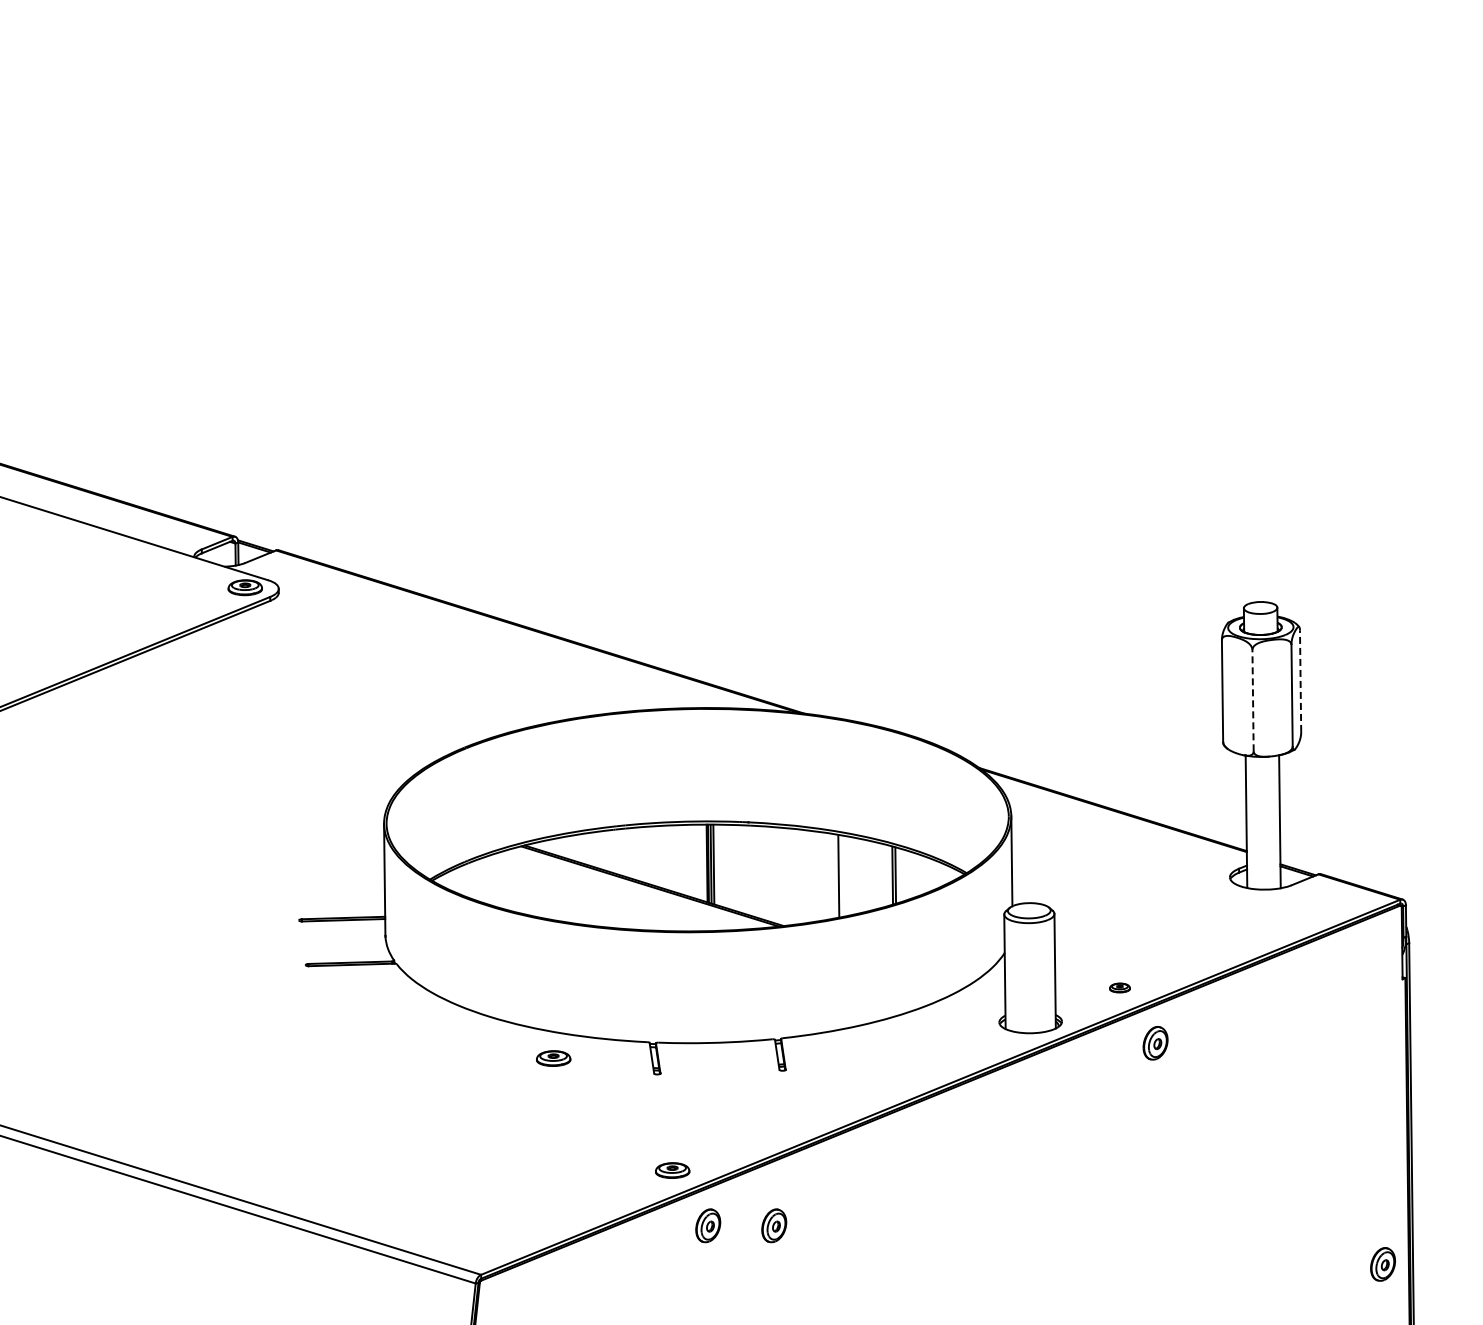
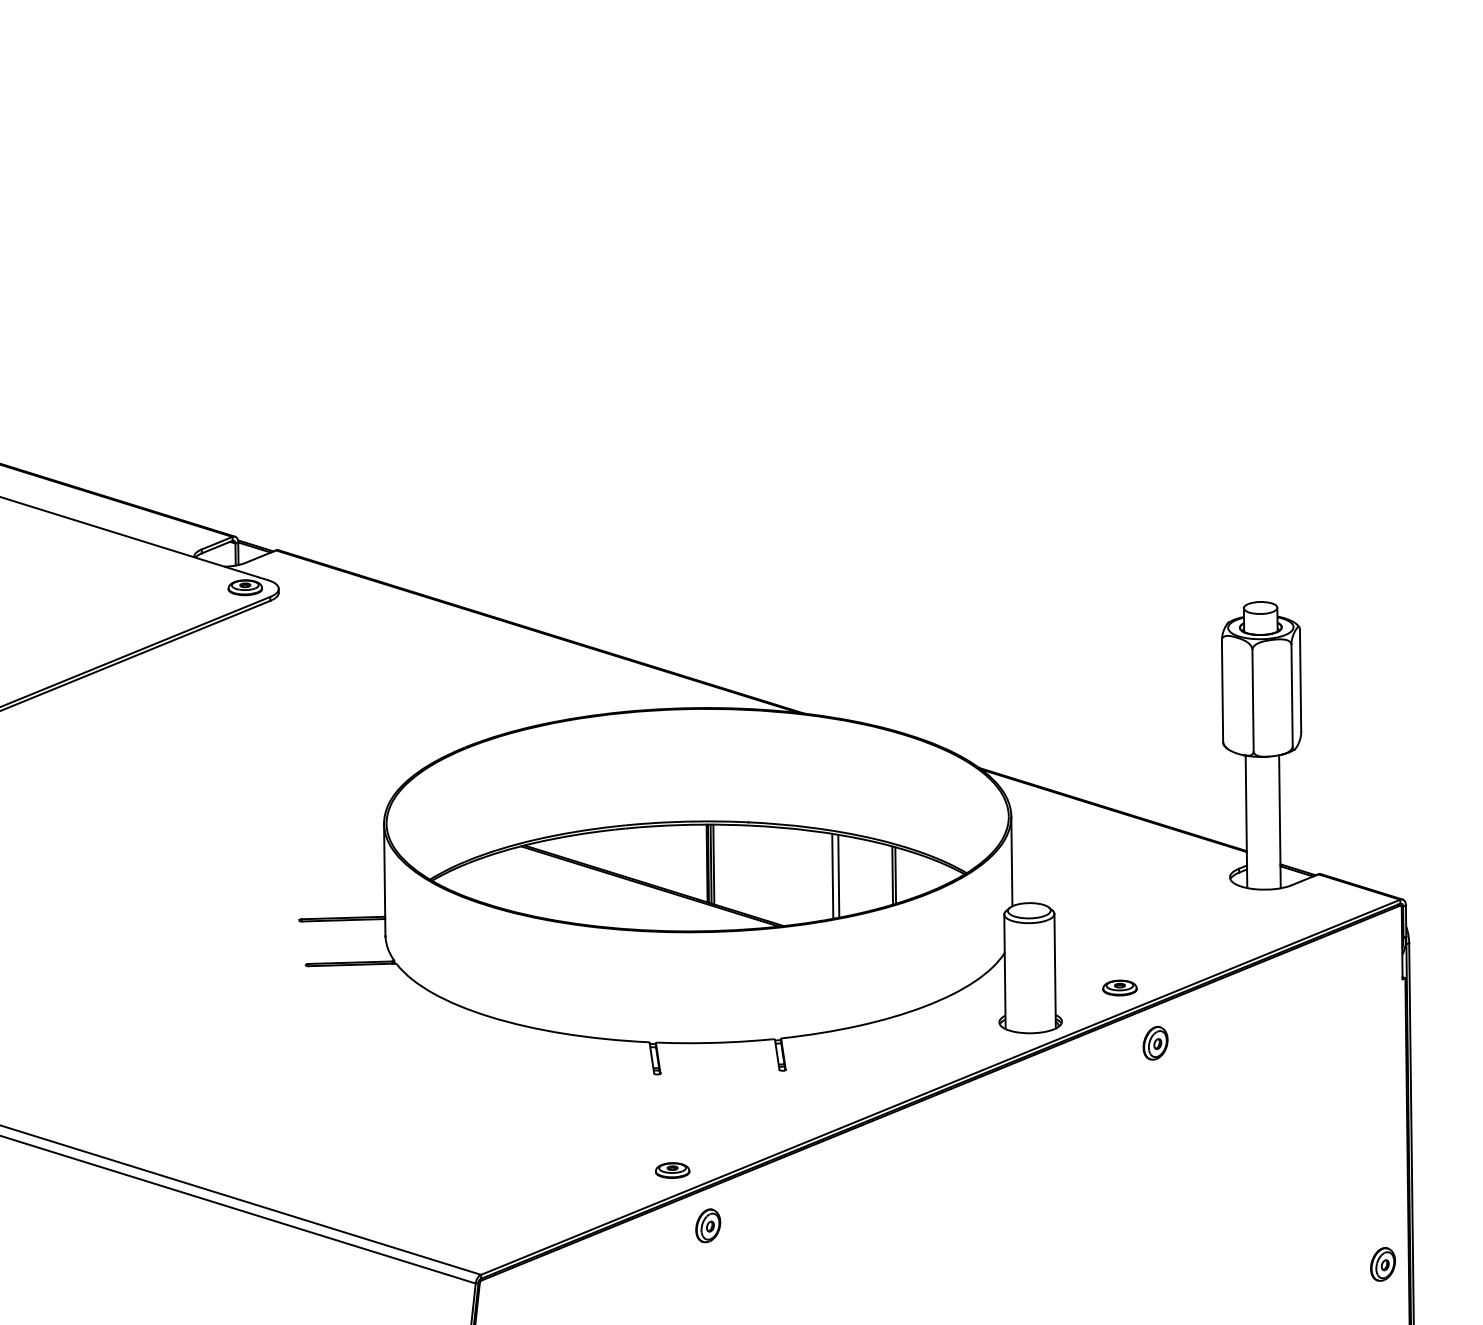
line: dashed -> solid (1300, 681)
line: dashed -> solid (1253, 700)
line: none -> present (832, 875)
part size: 22x12 px -> 36x18 px (1119, 987)
part: present -> none (553, 1058)
part: present -> none (774, 1225)
